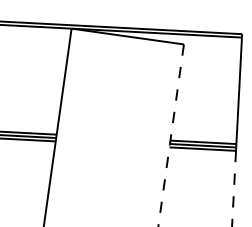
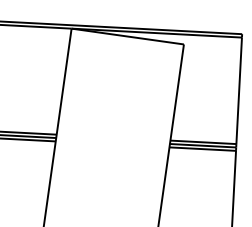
line: dashed -> solid (171, 135)
line: dashed -> solid (234, 188)
